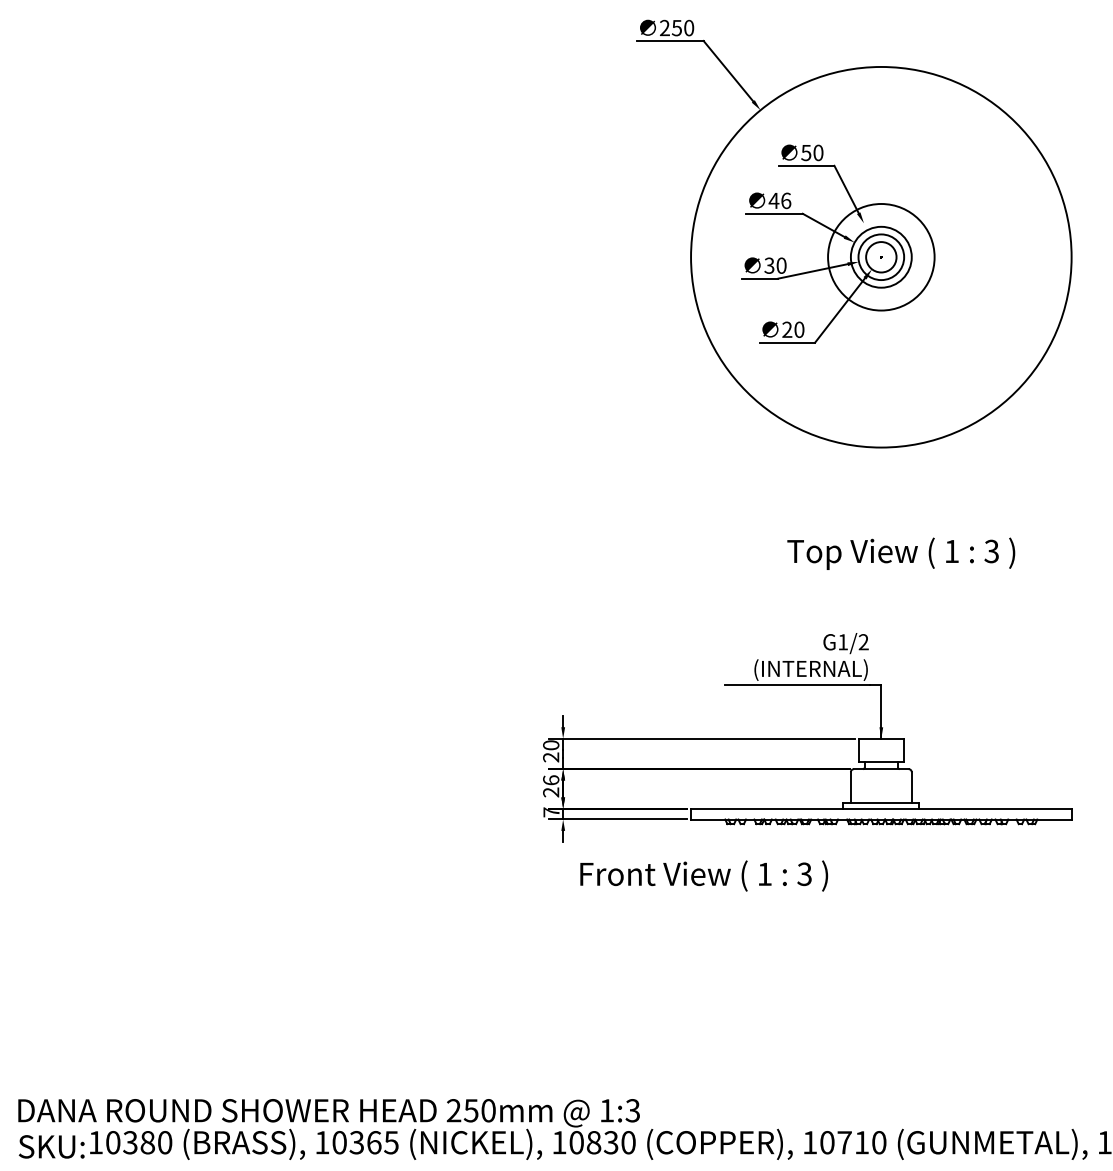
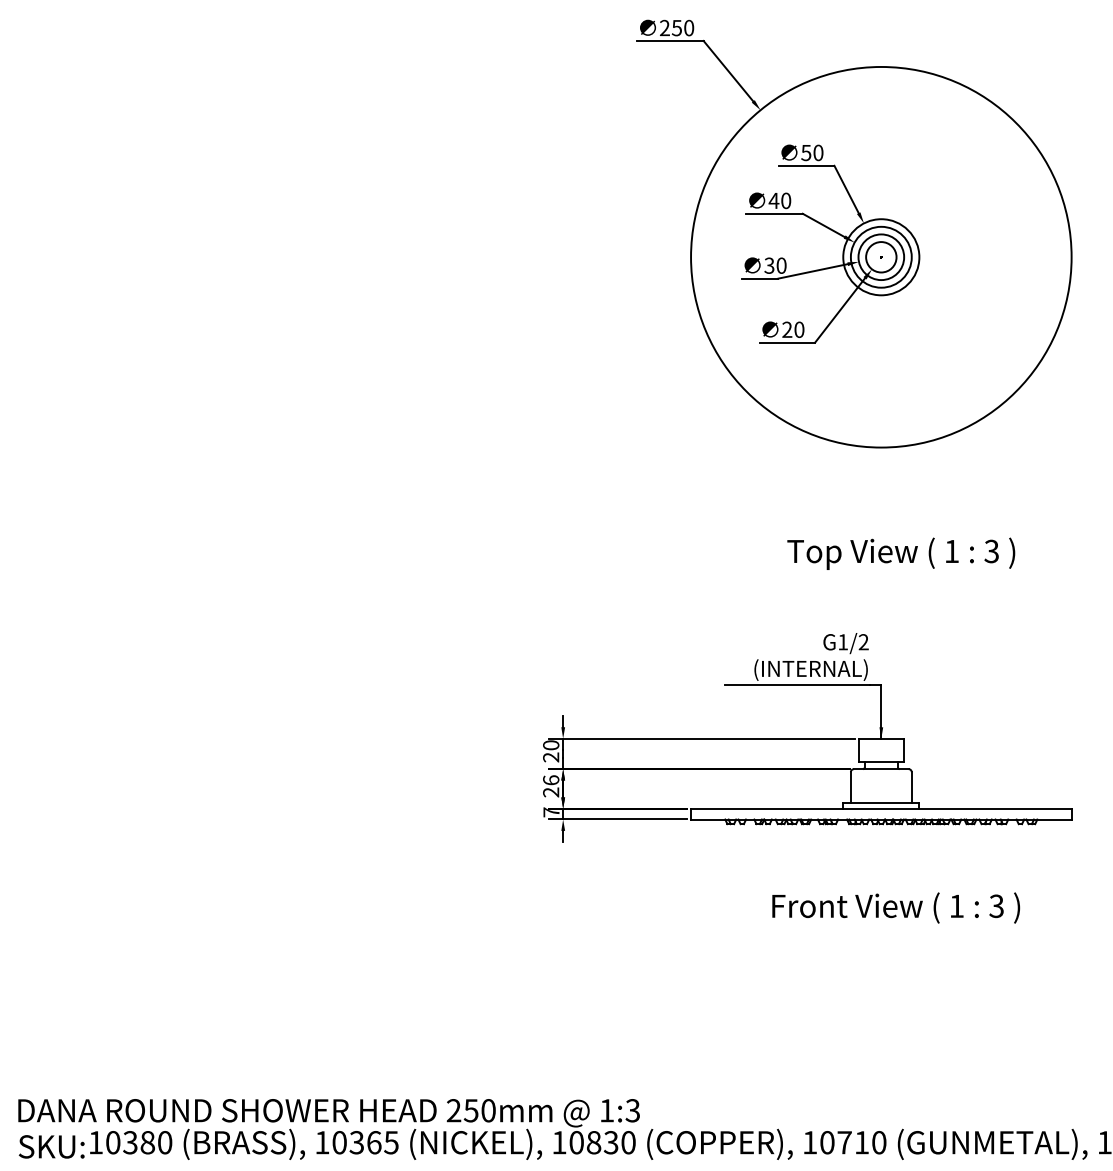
text: 46 -> 40 (786, 200)
circle diameter: 107 px -> 76 px (881, 257)
text position: (704, 875) -> (896, 907) (896, 907)
